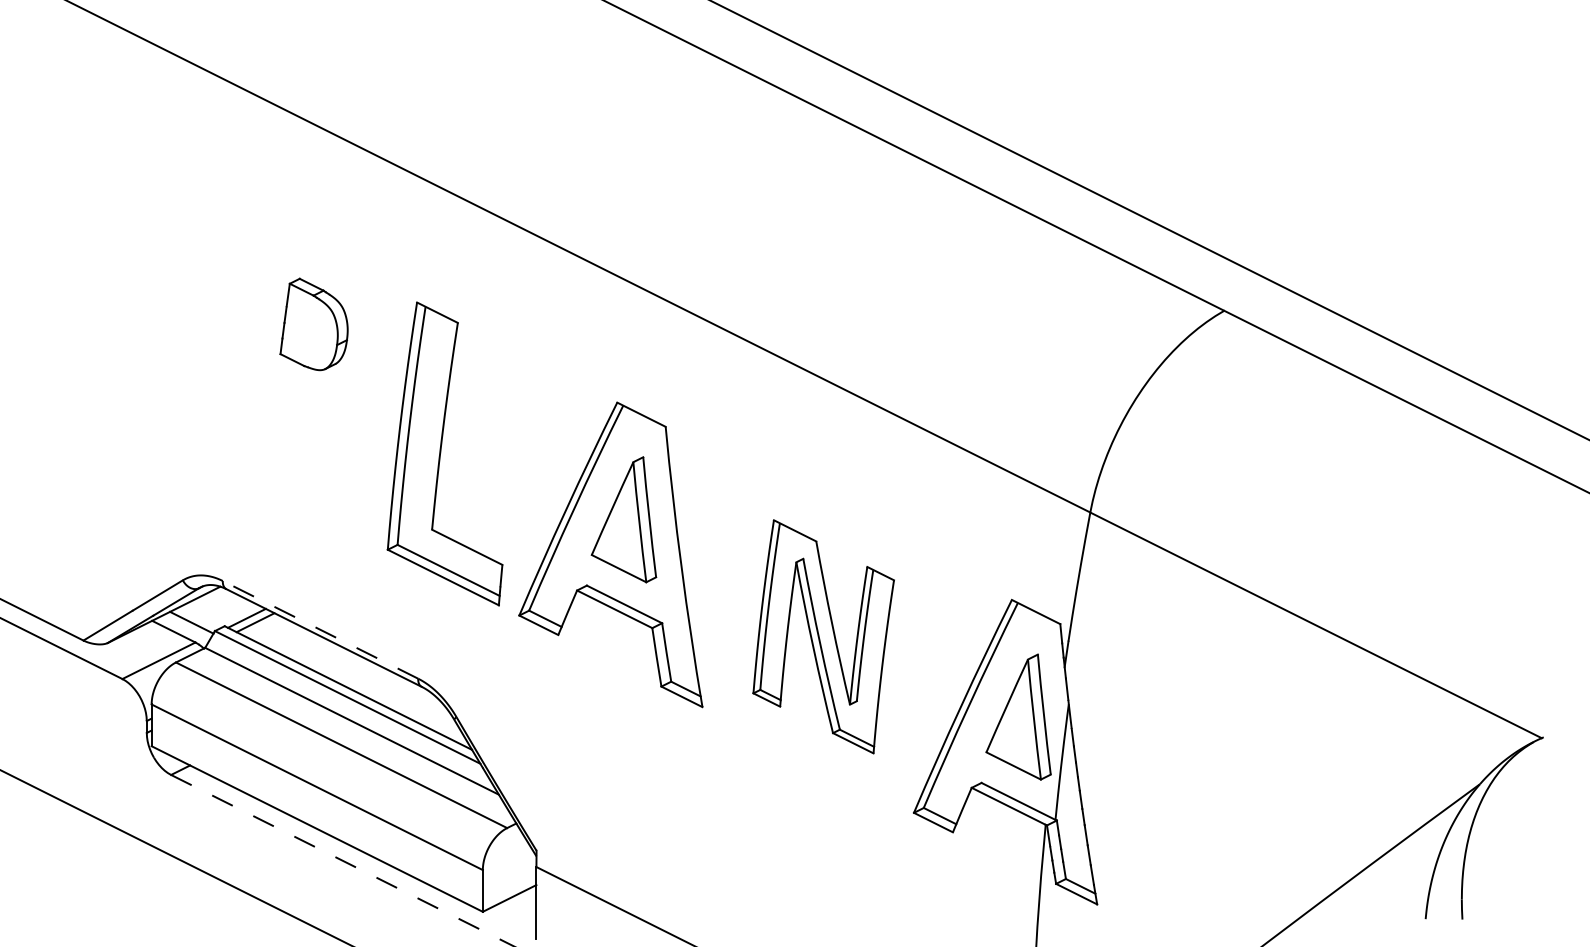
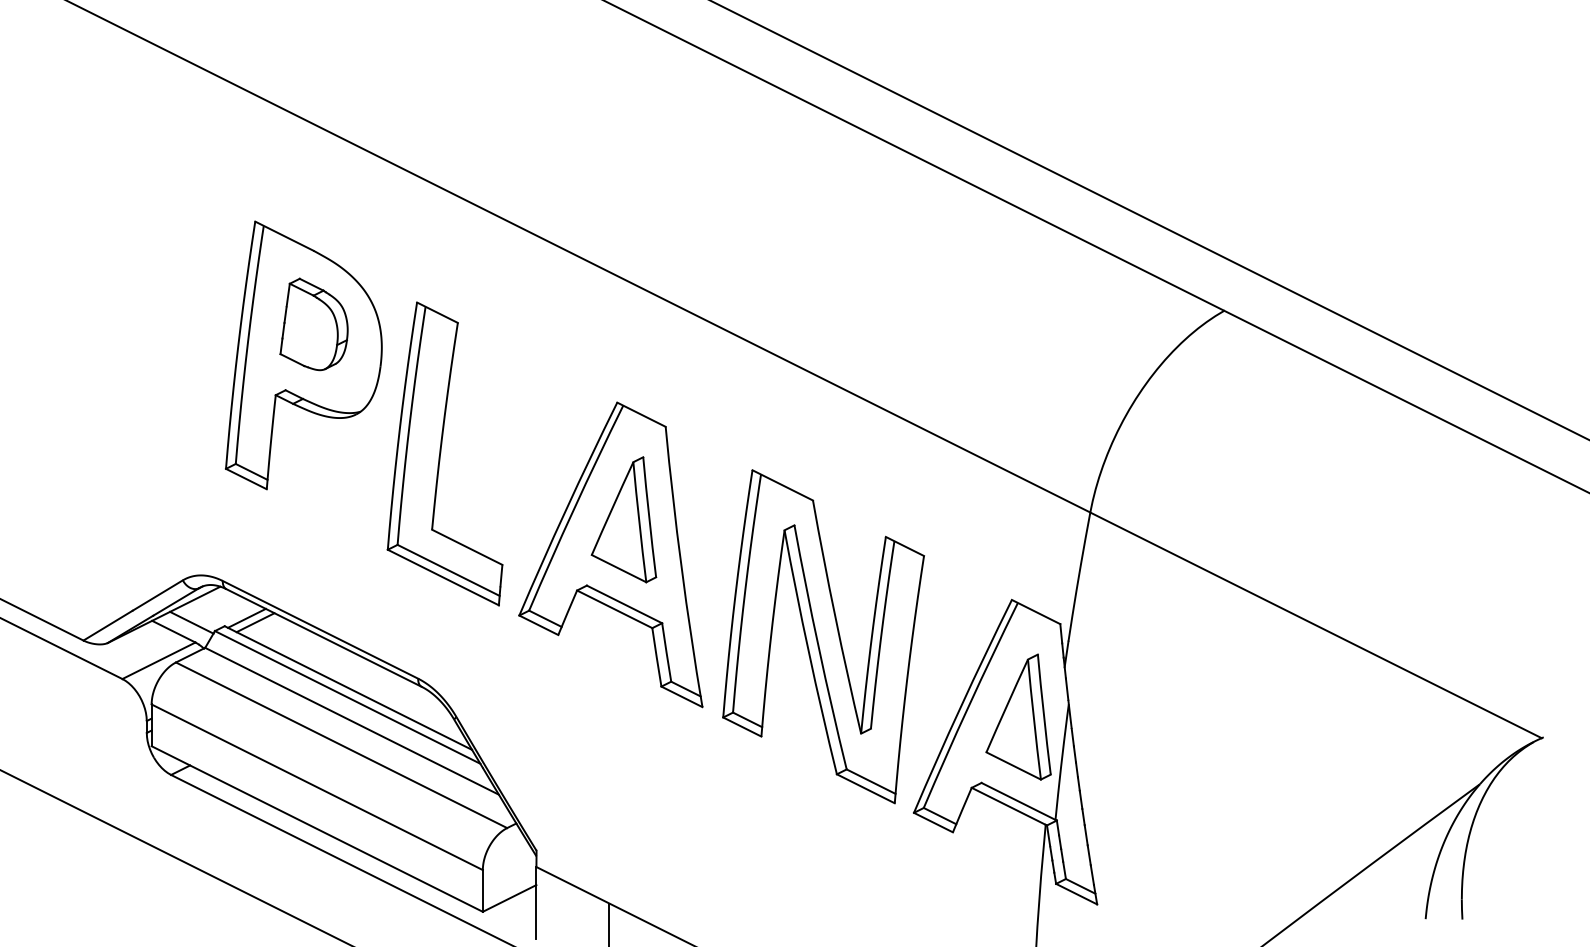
part: none -> present (303, 355)
line: dashed -> solid (320, 629)
part size: 143x236 px -> 204x336 px (823, 636)
line: dashed -> solid (342, 860)
line: none -> present (609, 923)
